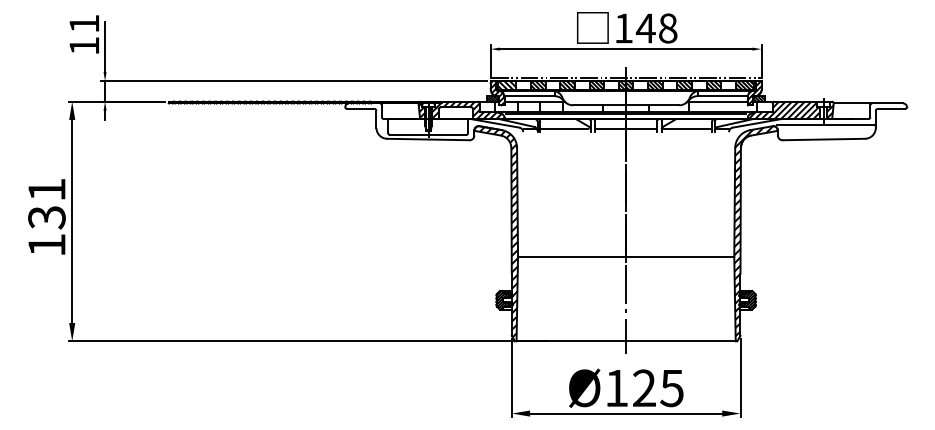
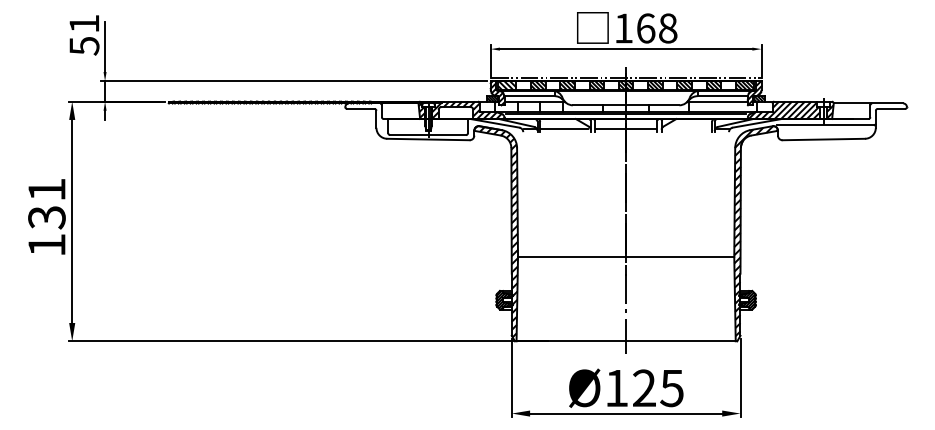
text: 148 -> 168 (645, 28)
text: 11 -> 51 (84, 46)
line: present -> none (687, 129)
